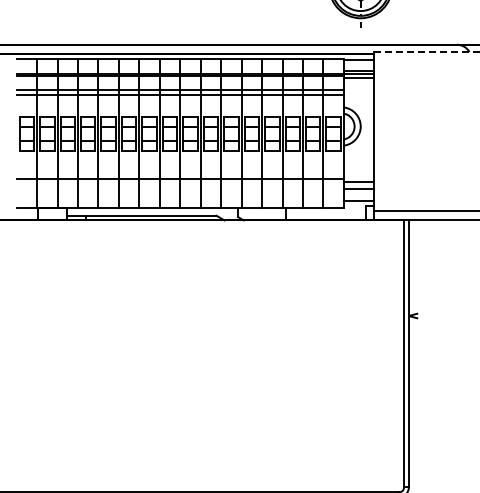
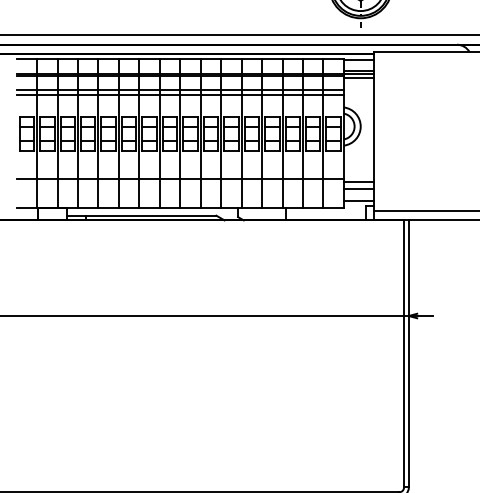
line: none -> present (239, 35)
line: dashed -> solid (426, 51)
line: none -> present (217, 316)
